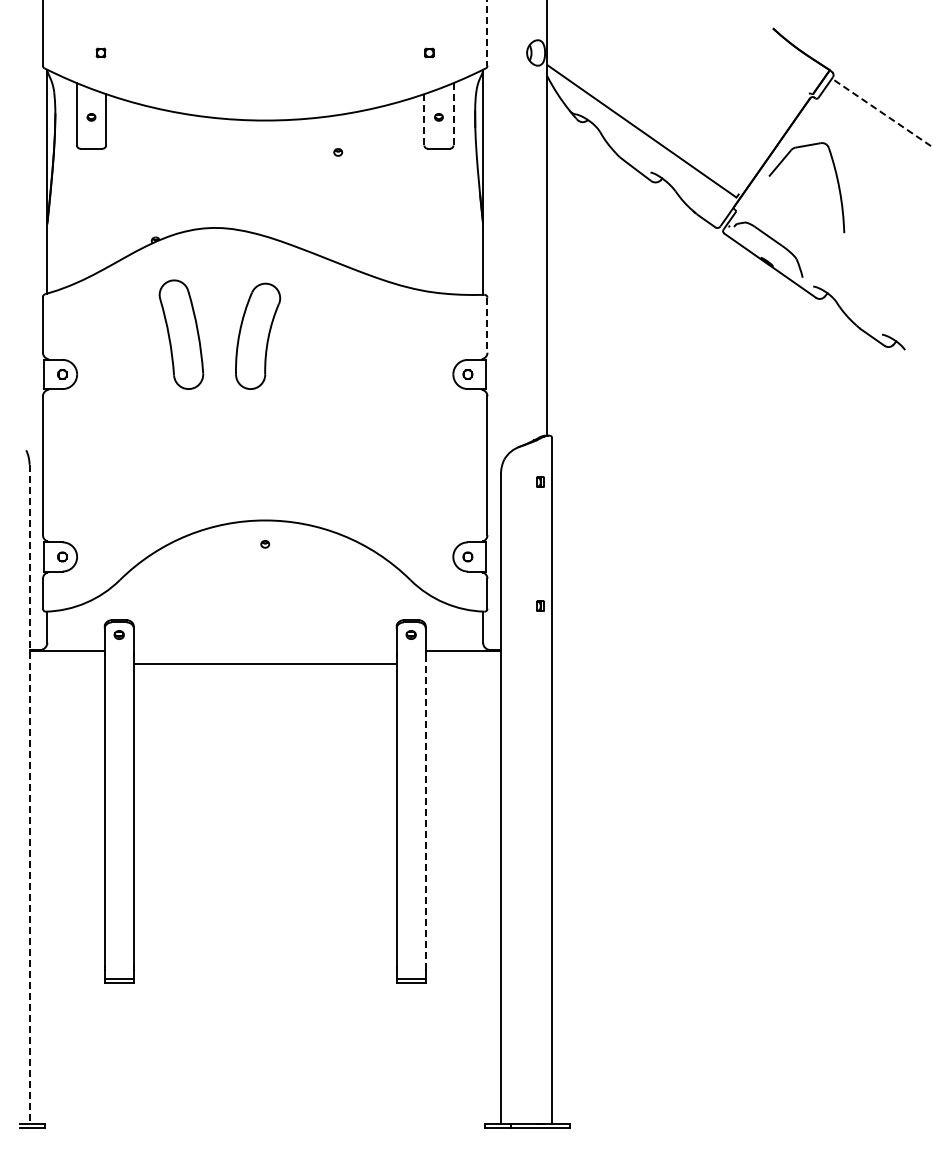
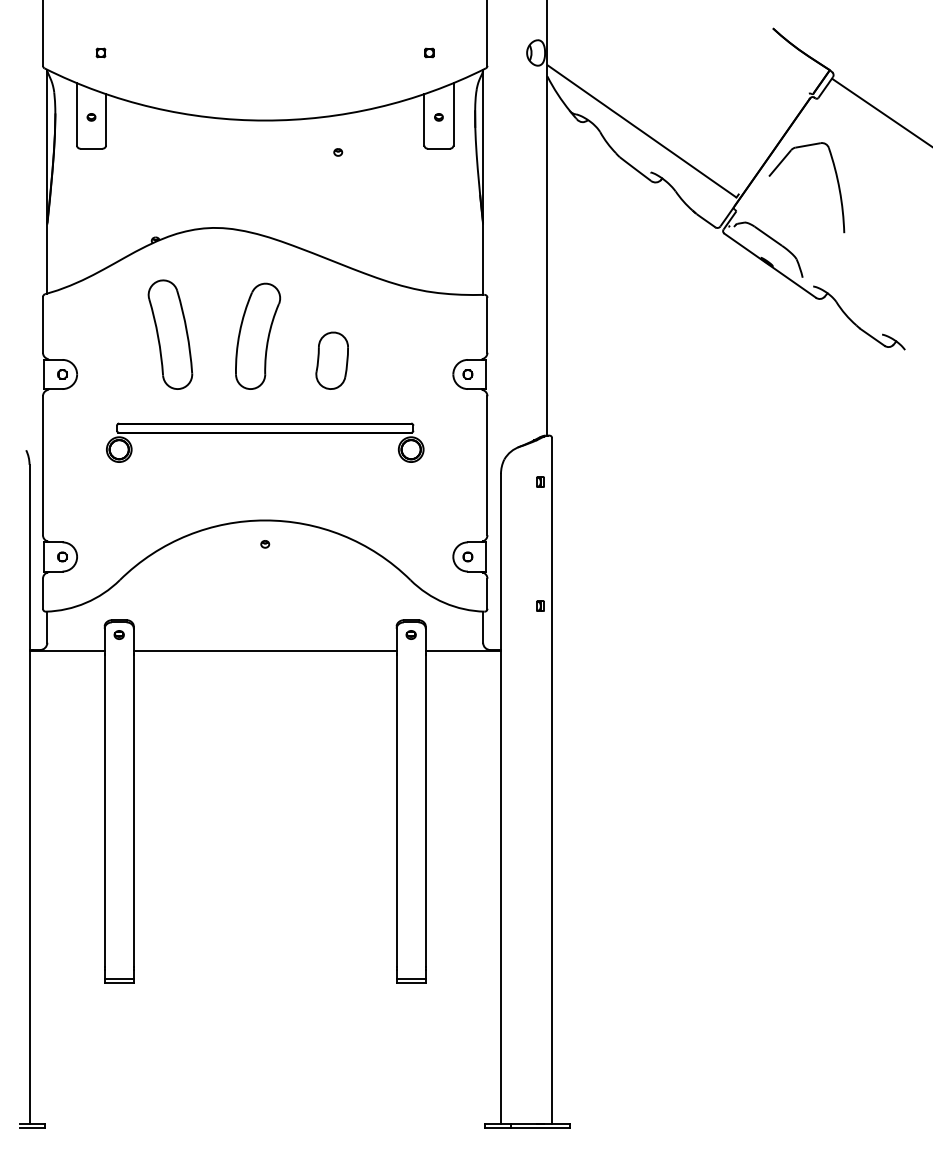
line: dashed -> solid (487, 33)
line: dashed -> solid (882, 112)
line: dashed -> solid (453, 114)
line: dashed -> solid (424, 119)
line: dashed -> solid (487, 325)
part position: (181, 334) -> (170, 334) (170, 334)
part: none -> present (331, 360)
part: none -> present (265, 433)
line position: (264, 663) -> (264, 650) (264, 650)
line: dashed -> solid (29, 794)
line: dashed -> solid (425, 811)
